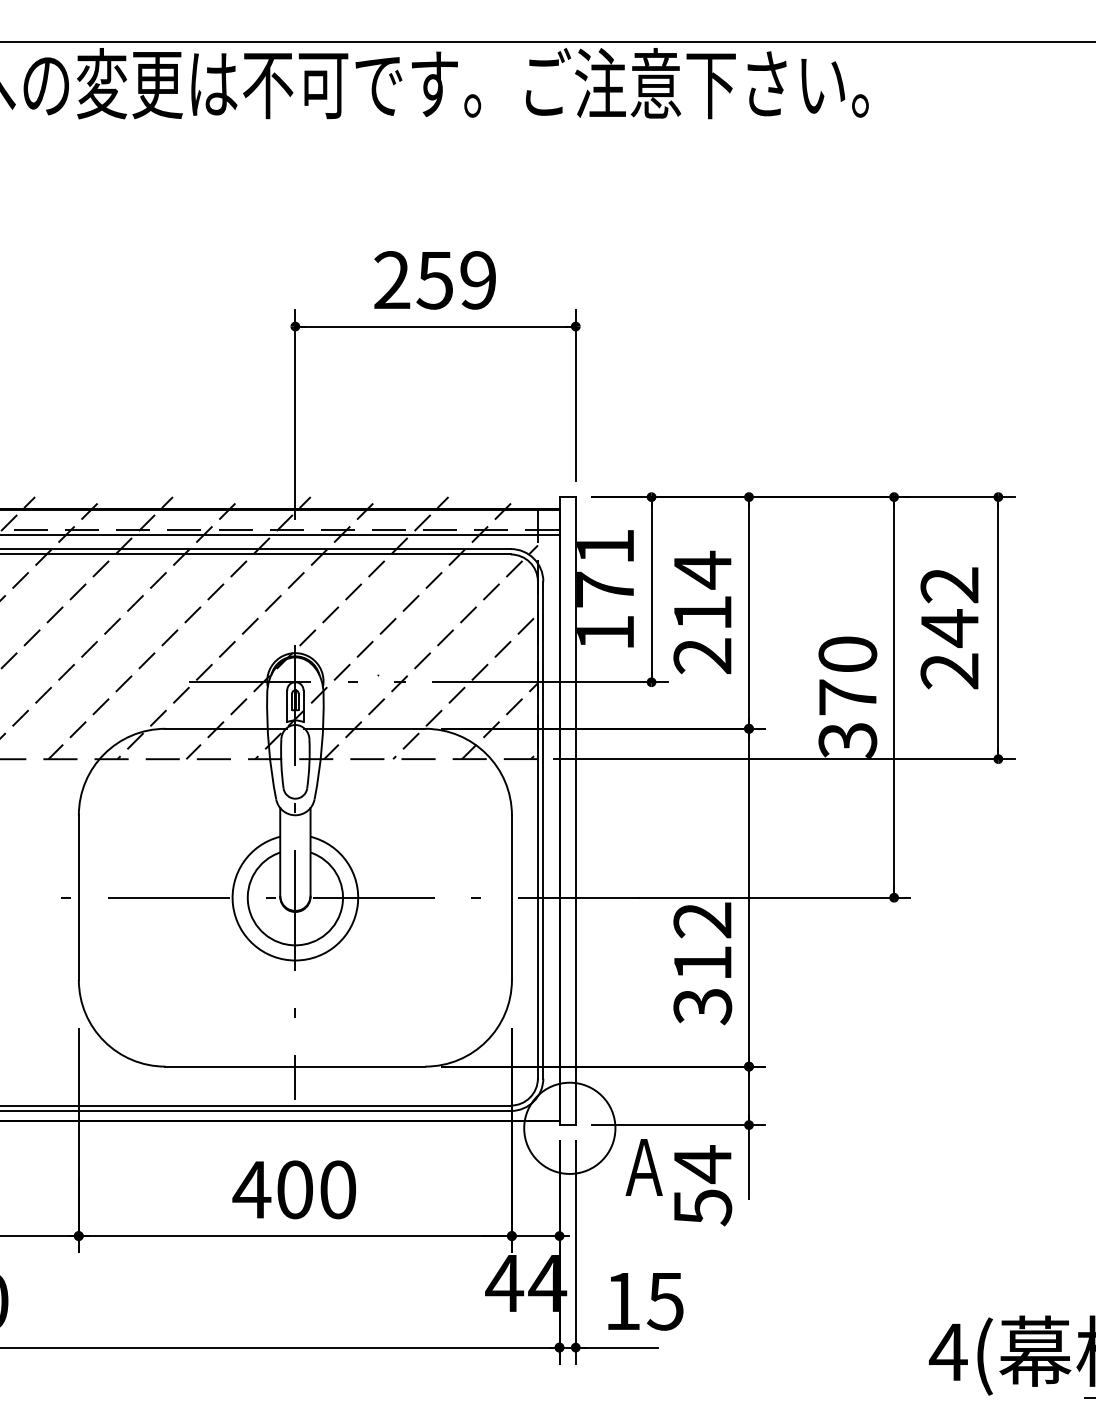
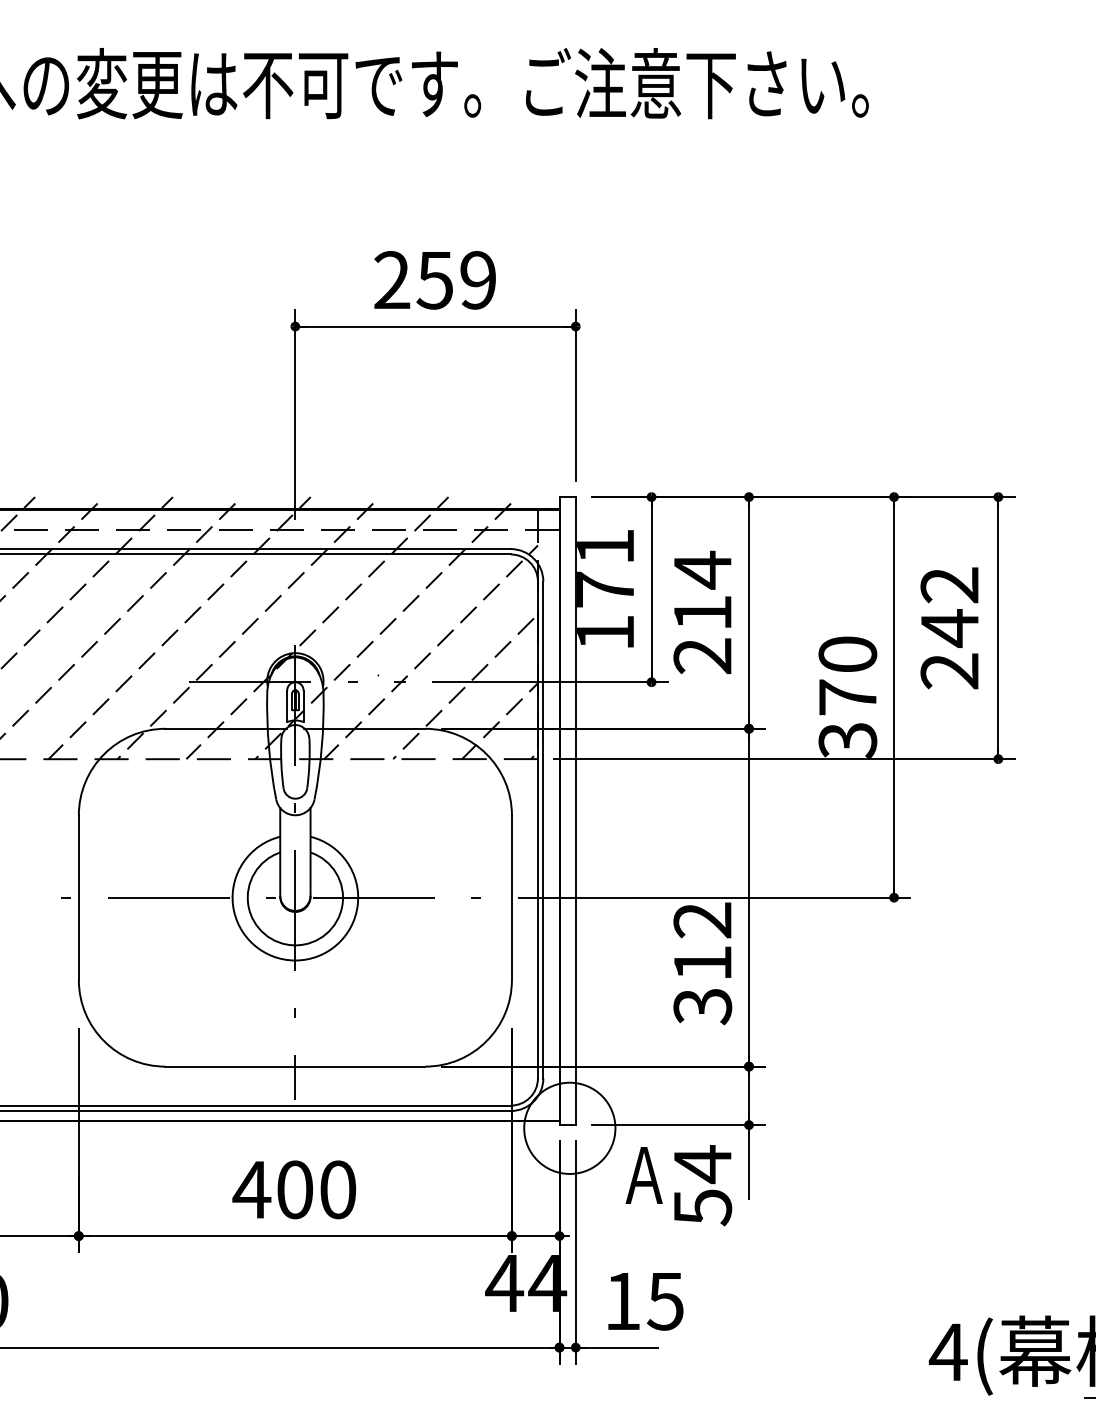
line: present -> none (547, 42)
line: present -> none (280, 535)
text position: (643, 1167) -> (643, 1175) (643, 1175)
